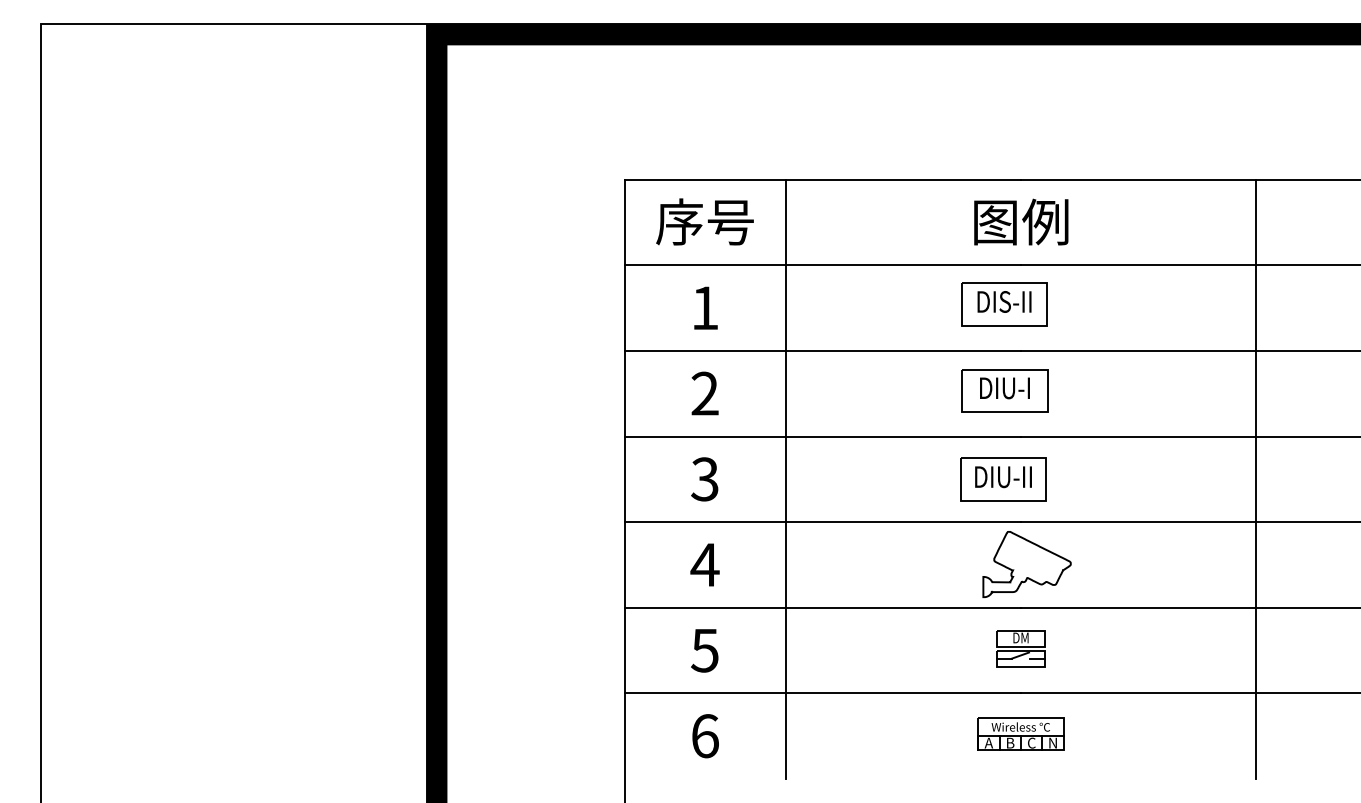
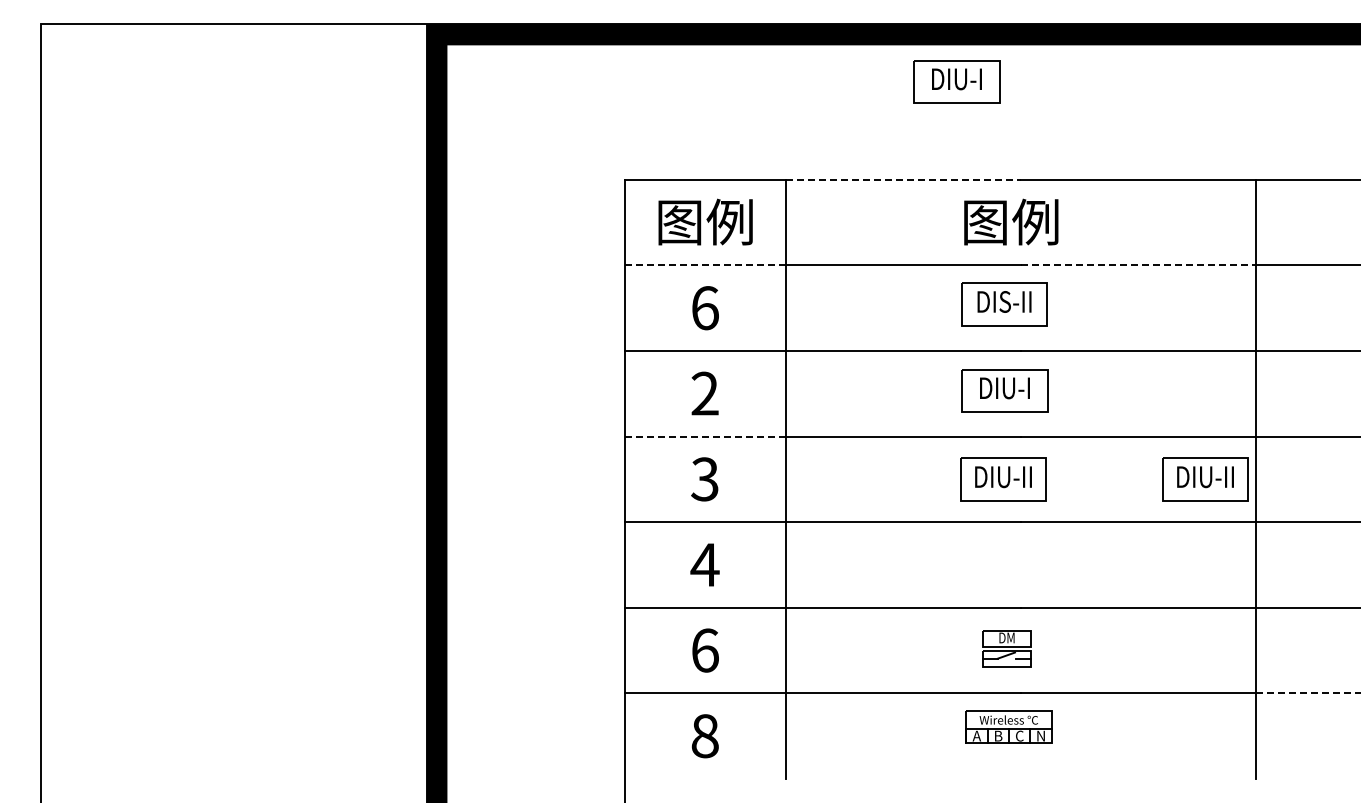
part: none -> present (956, 81)
line: solid -> dashed (903, 179)
text: 序号 -> 图例 (704, 221)
text position: (1021, 221) -> (1011, 221) (1011, 221)
line: solid -> dashed (705, 265)
line: solid -> dashed (1138, 265)
text: 1 -> 6 (705, 308)
line: solid -> dashed (705, 436)
part: none -> present (1205, 479)
part: present -> none (1026, 564)
part position: (1020, 648) -> (1006, 648) (1006, 648)
text: 5 -> 6 (704, 650)
line: solid -> dashed (1308, 693)
part position: (1020, 733) -> (1008, 726) (1008, 726)
text: 6 -> 8 (704, 736)
